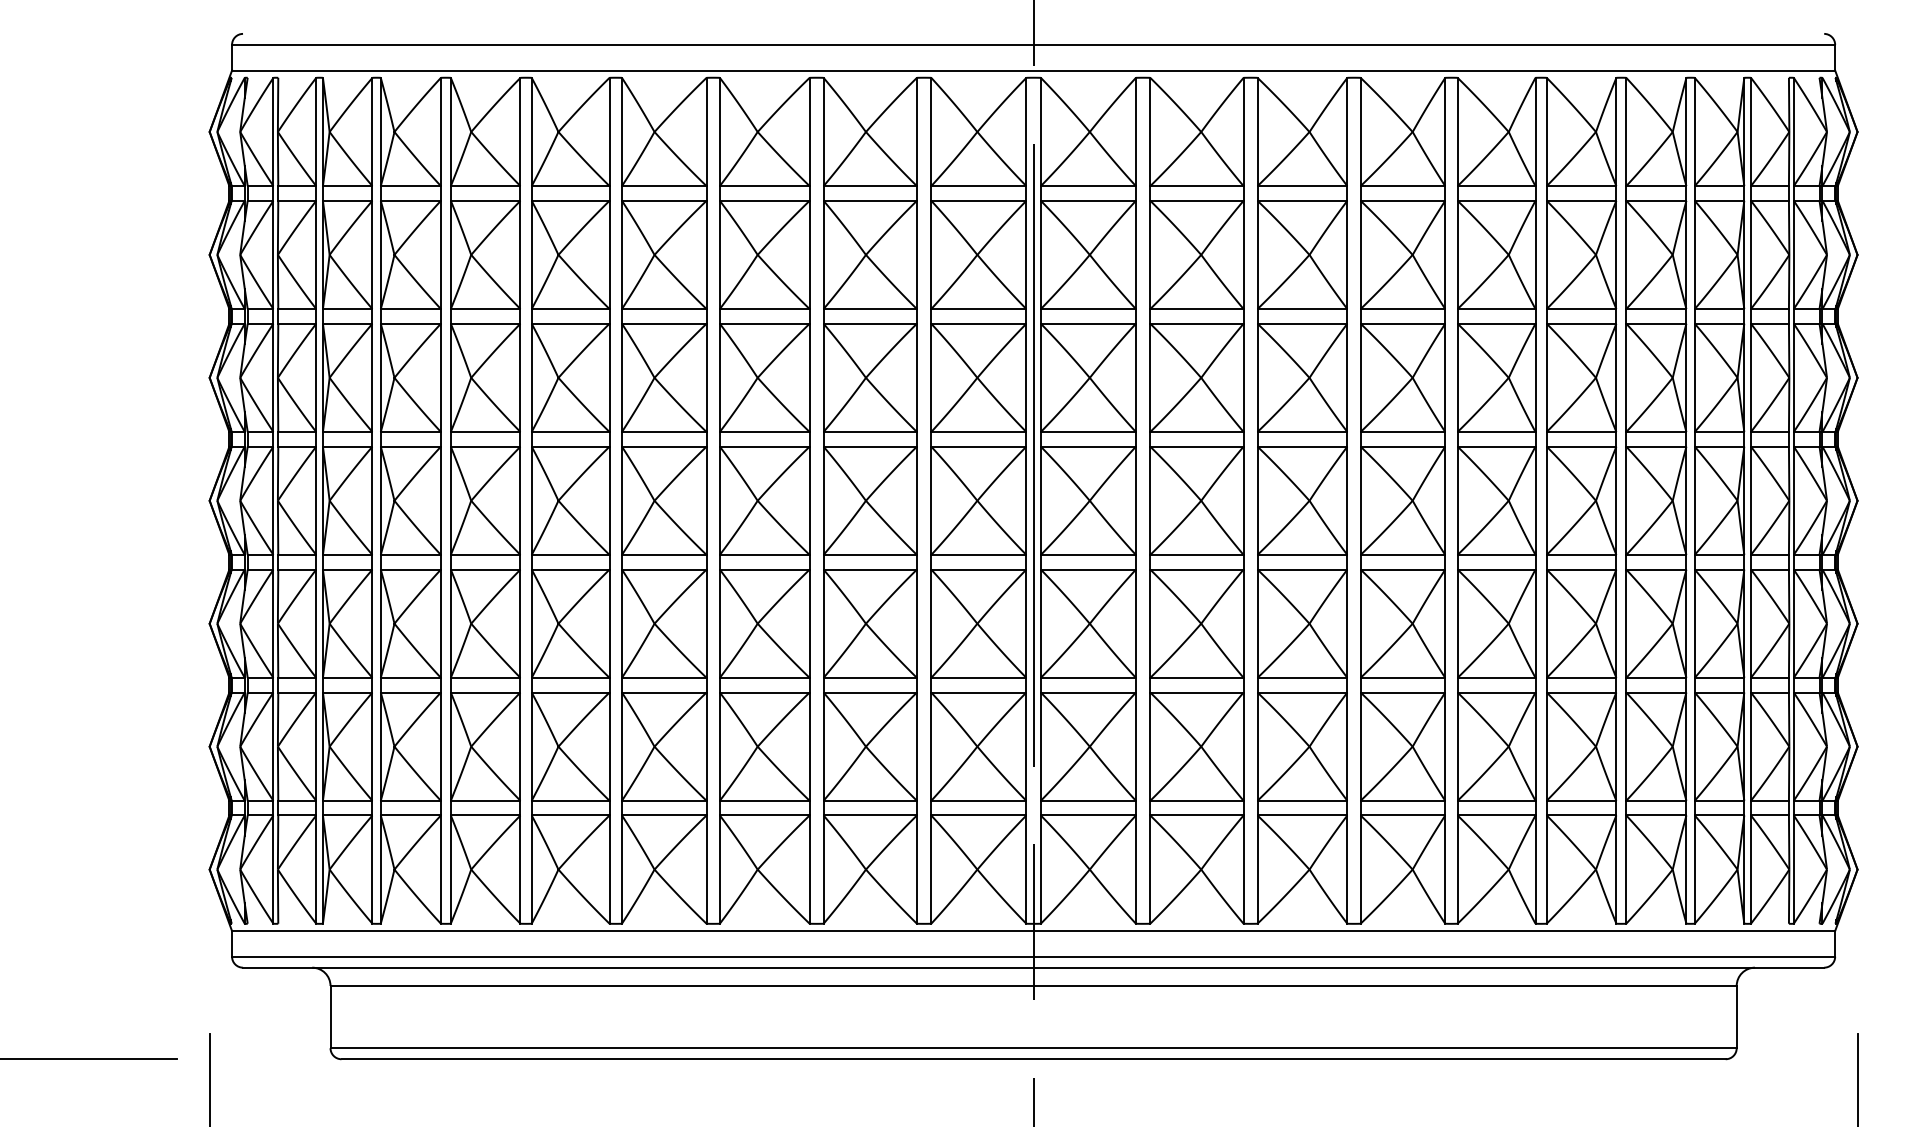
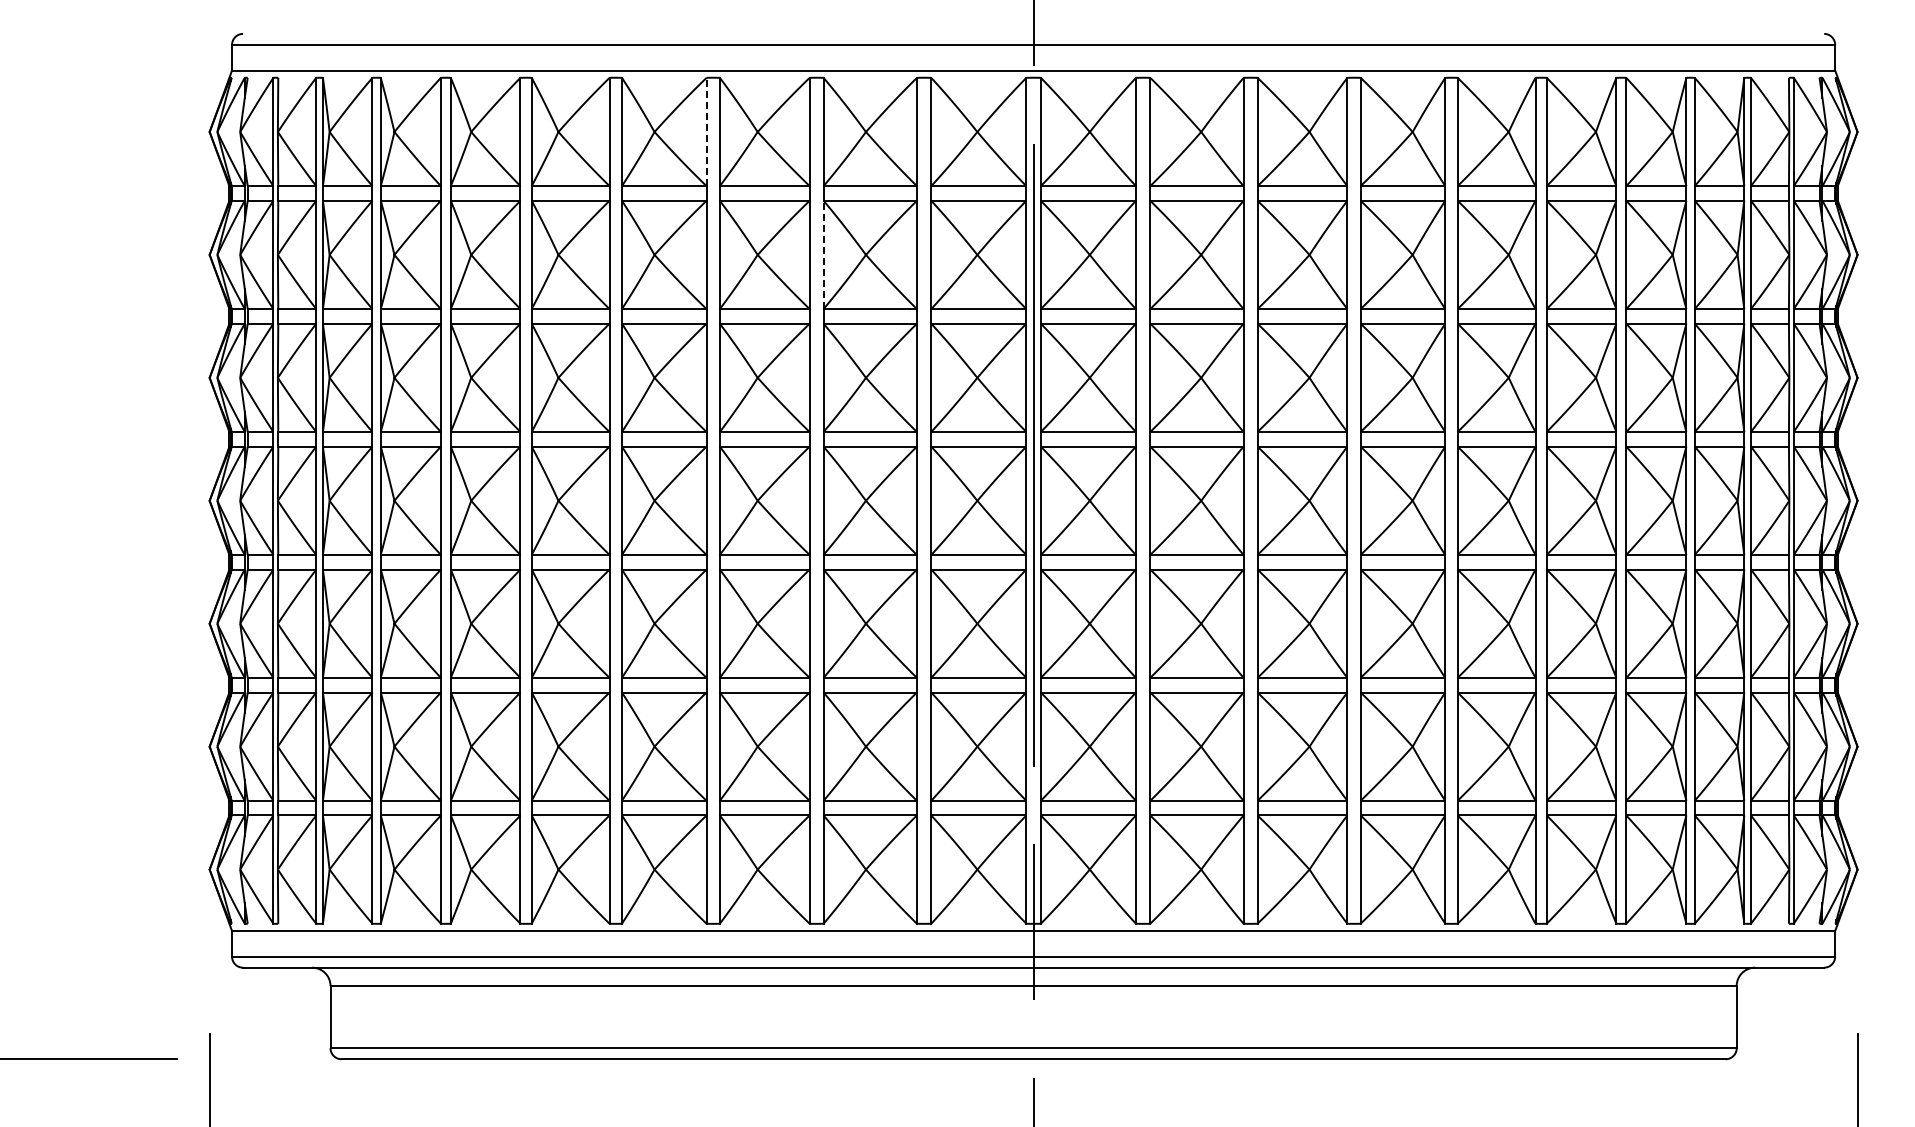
line: solid -> dashed (706, 131)
line: solid -> dashed (823, 254)
